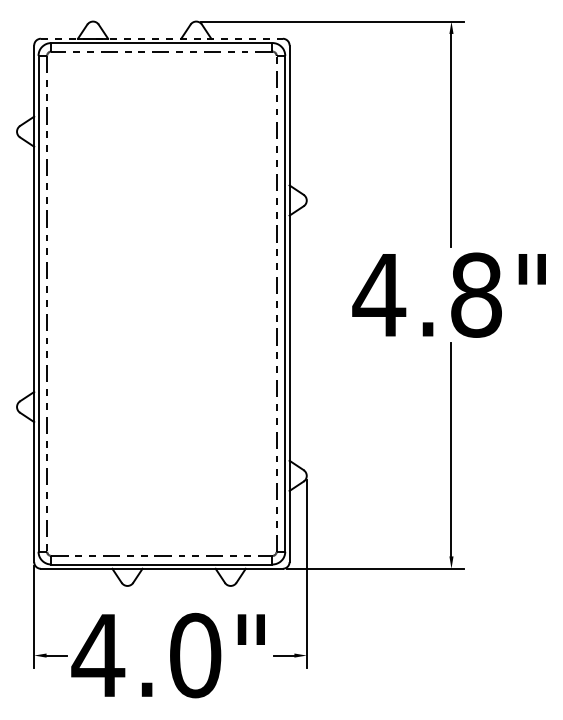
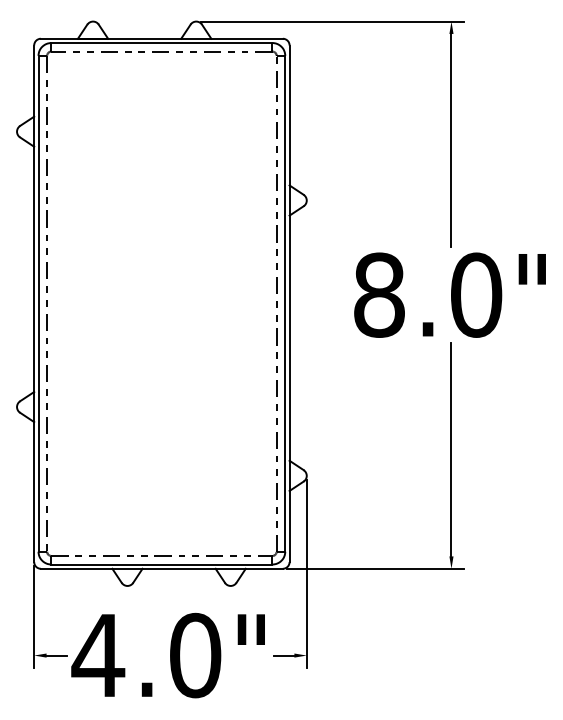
line: dashed -> solid (161, 38)
text: 4.8" -> 8.0" (427, 294)
